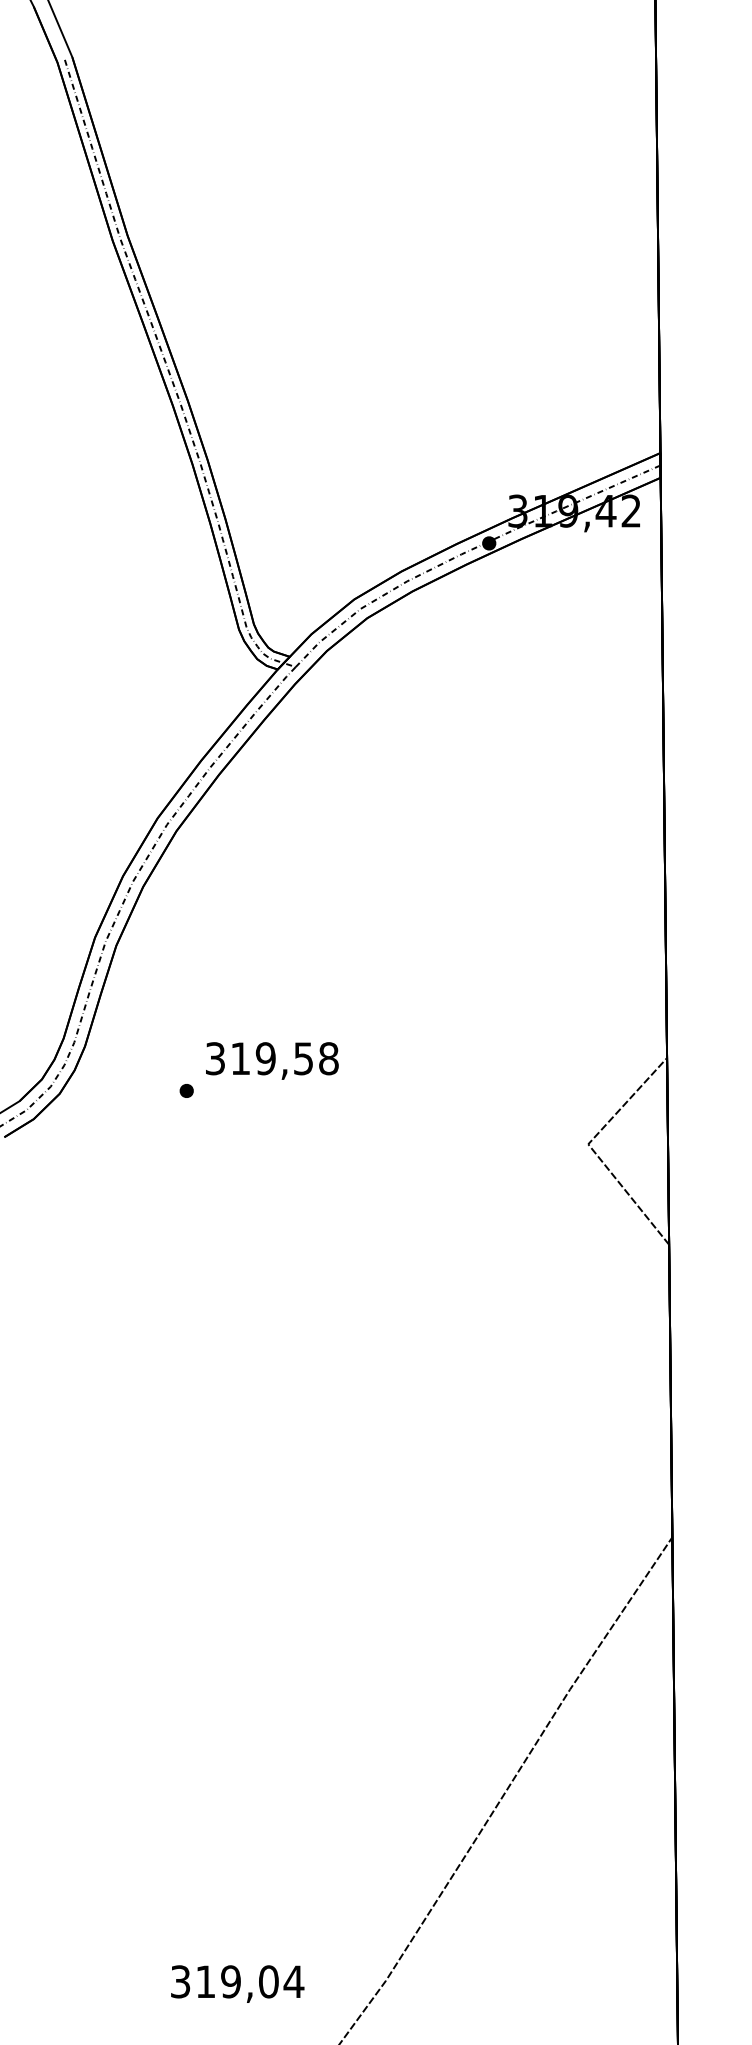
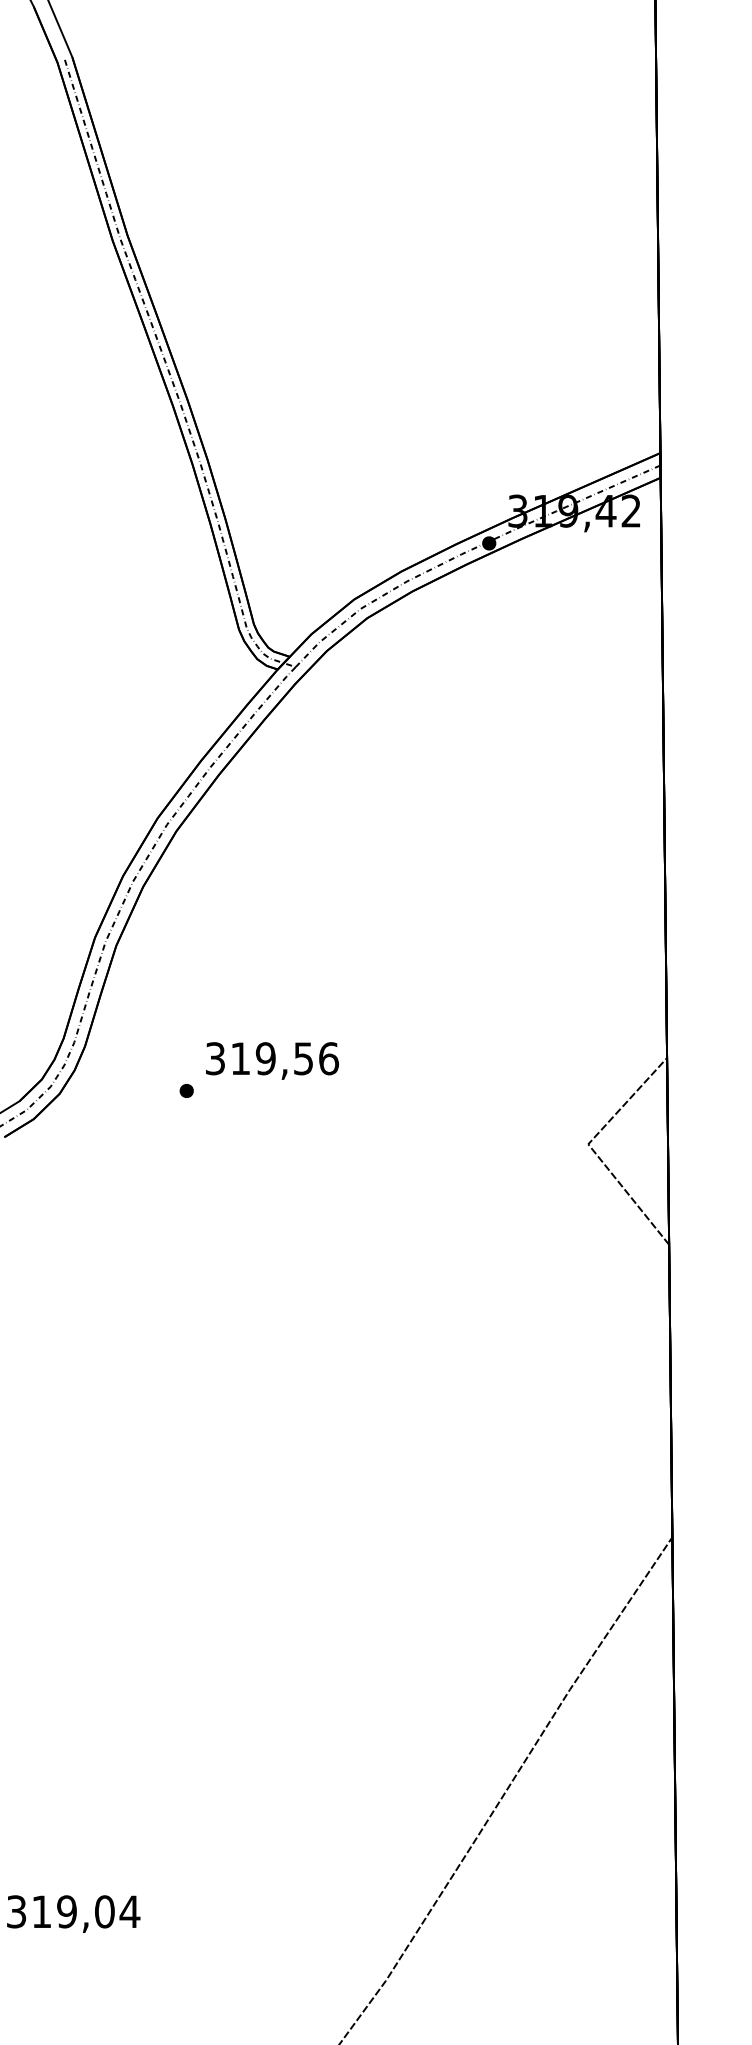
text: 319,58 -> 319,56 (328, 1058)
text position: (237, 1983) -> (73, 1913) (73, 1913)
